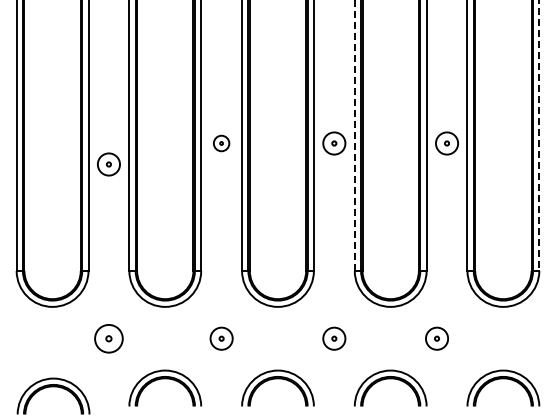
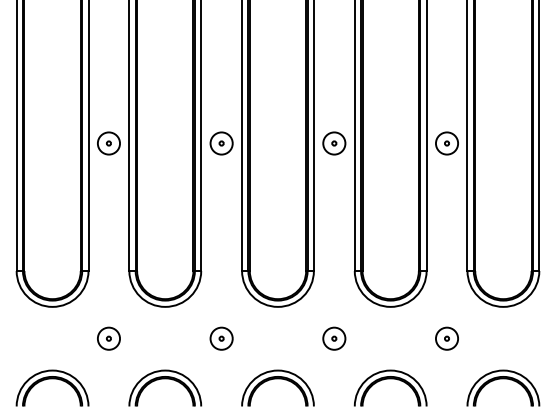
line: dashed -> solid (354, 135)
line: dashed -> solid (539, 136)
part size: 18x19 px -> 25x25 px (221, 143)
part position: (108, 164) -> (108, 143) (108, 143)
part size: 30x30 px -> 24x25 px (108, 338)
part position: (436, 338) -> (446, 338) (446, 338)
part position: (53, 387) -> (52, 379) (52, 379)
